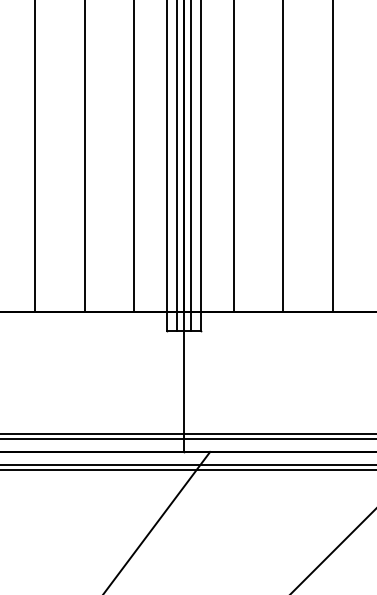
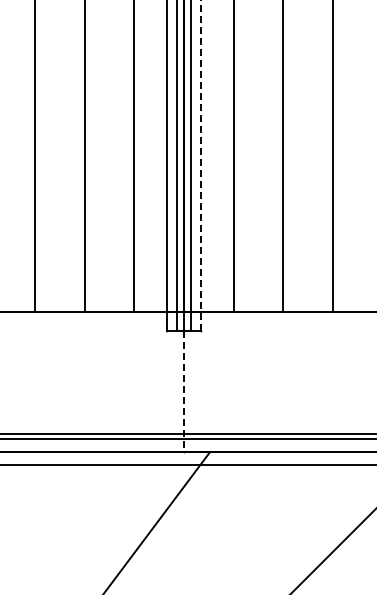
line: solid -> dashed (200, 164)
line: solid -> dashed (183, 391)
line: present -> none (187, 470)
